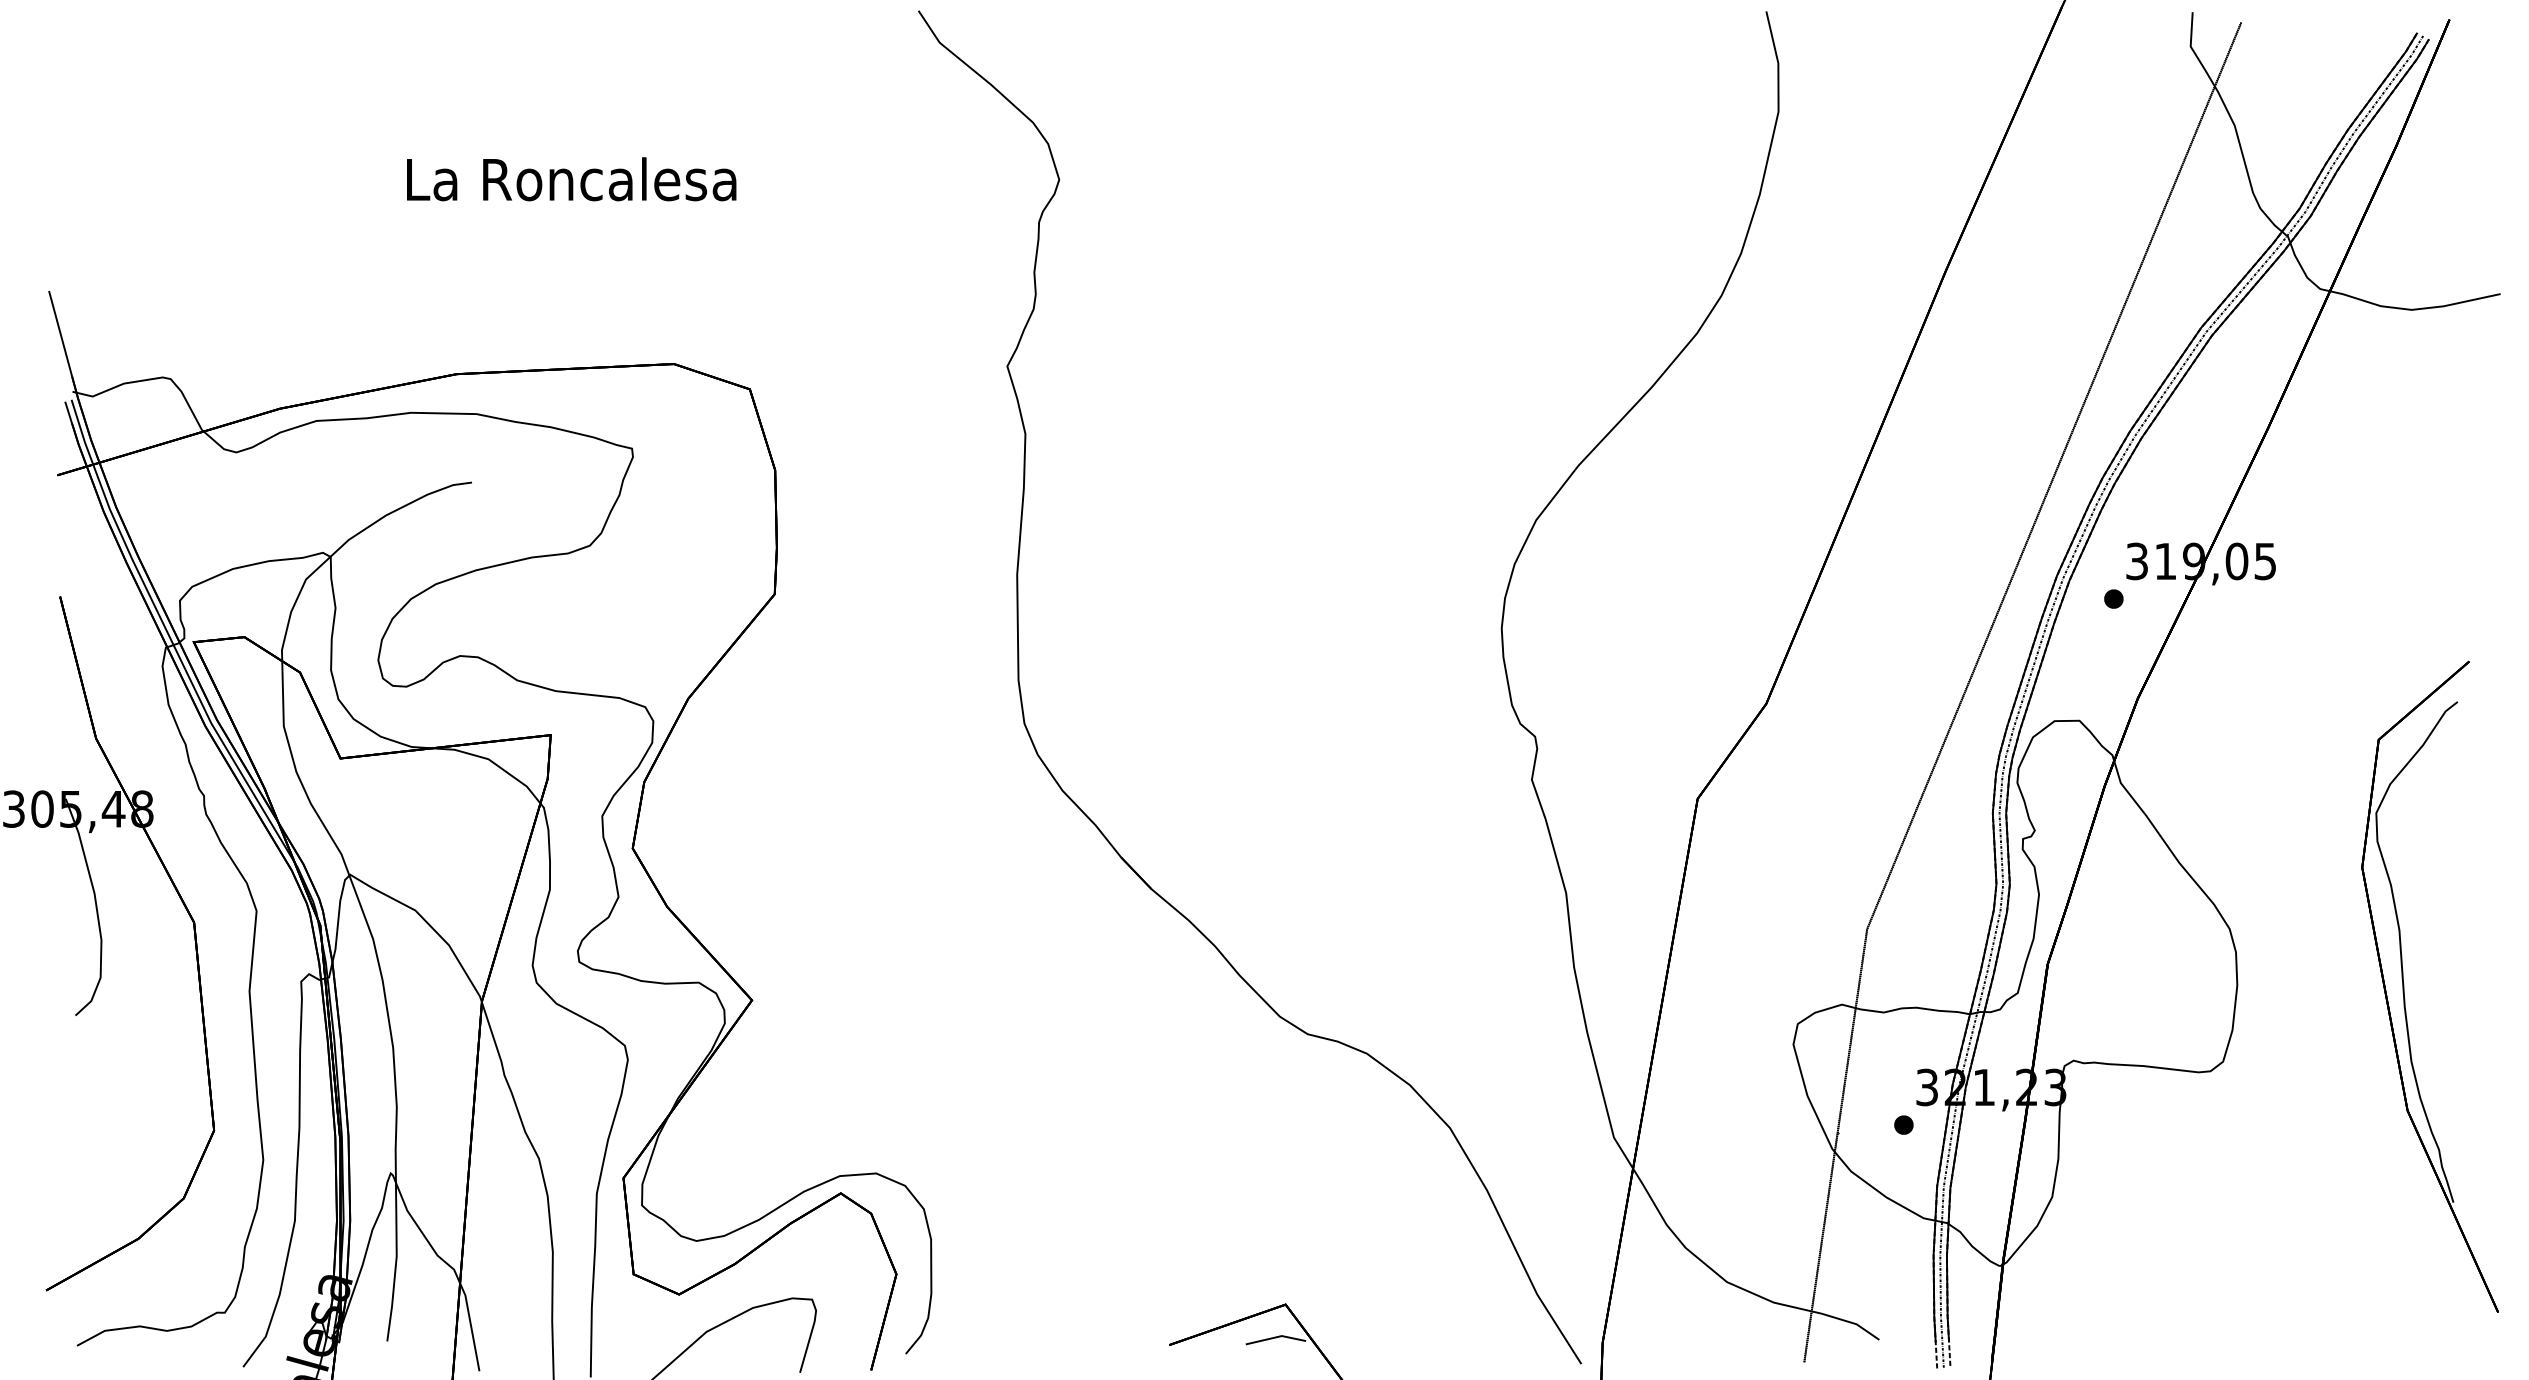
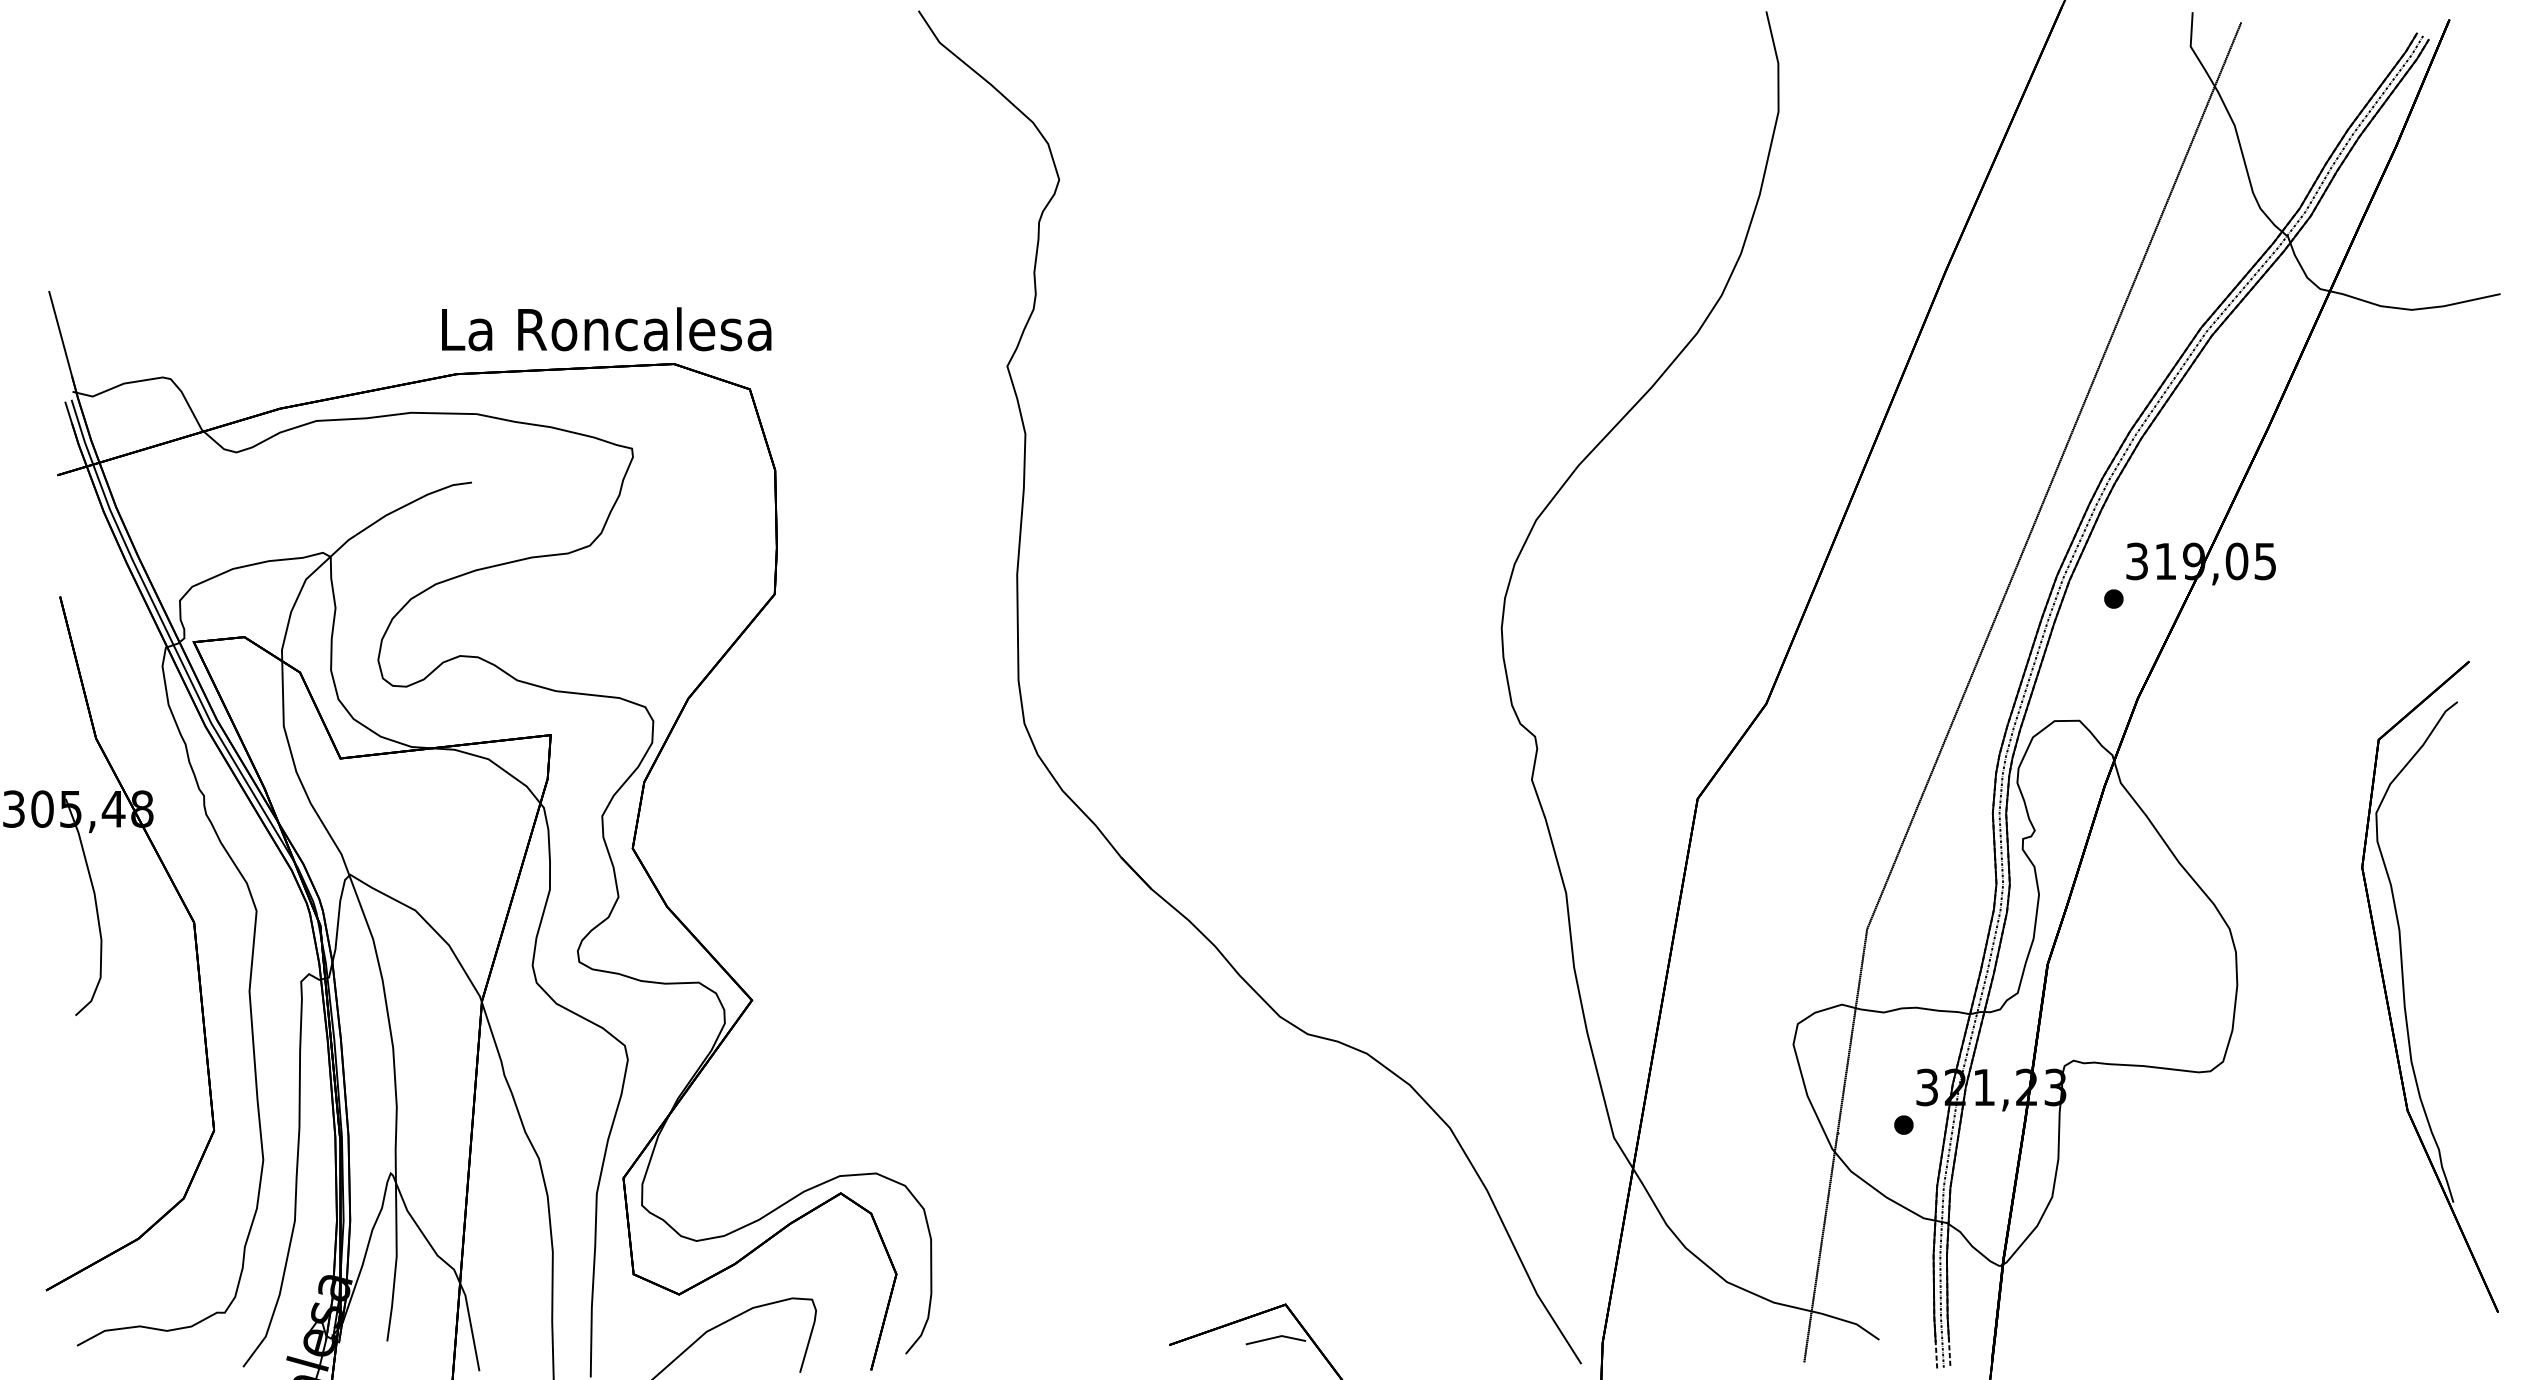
text position: (571, 179) -> (606, 329) (606, 329)
